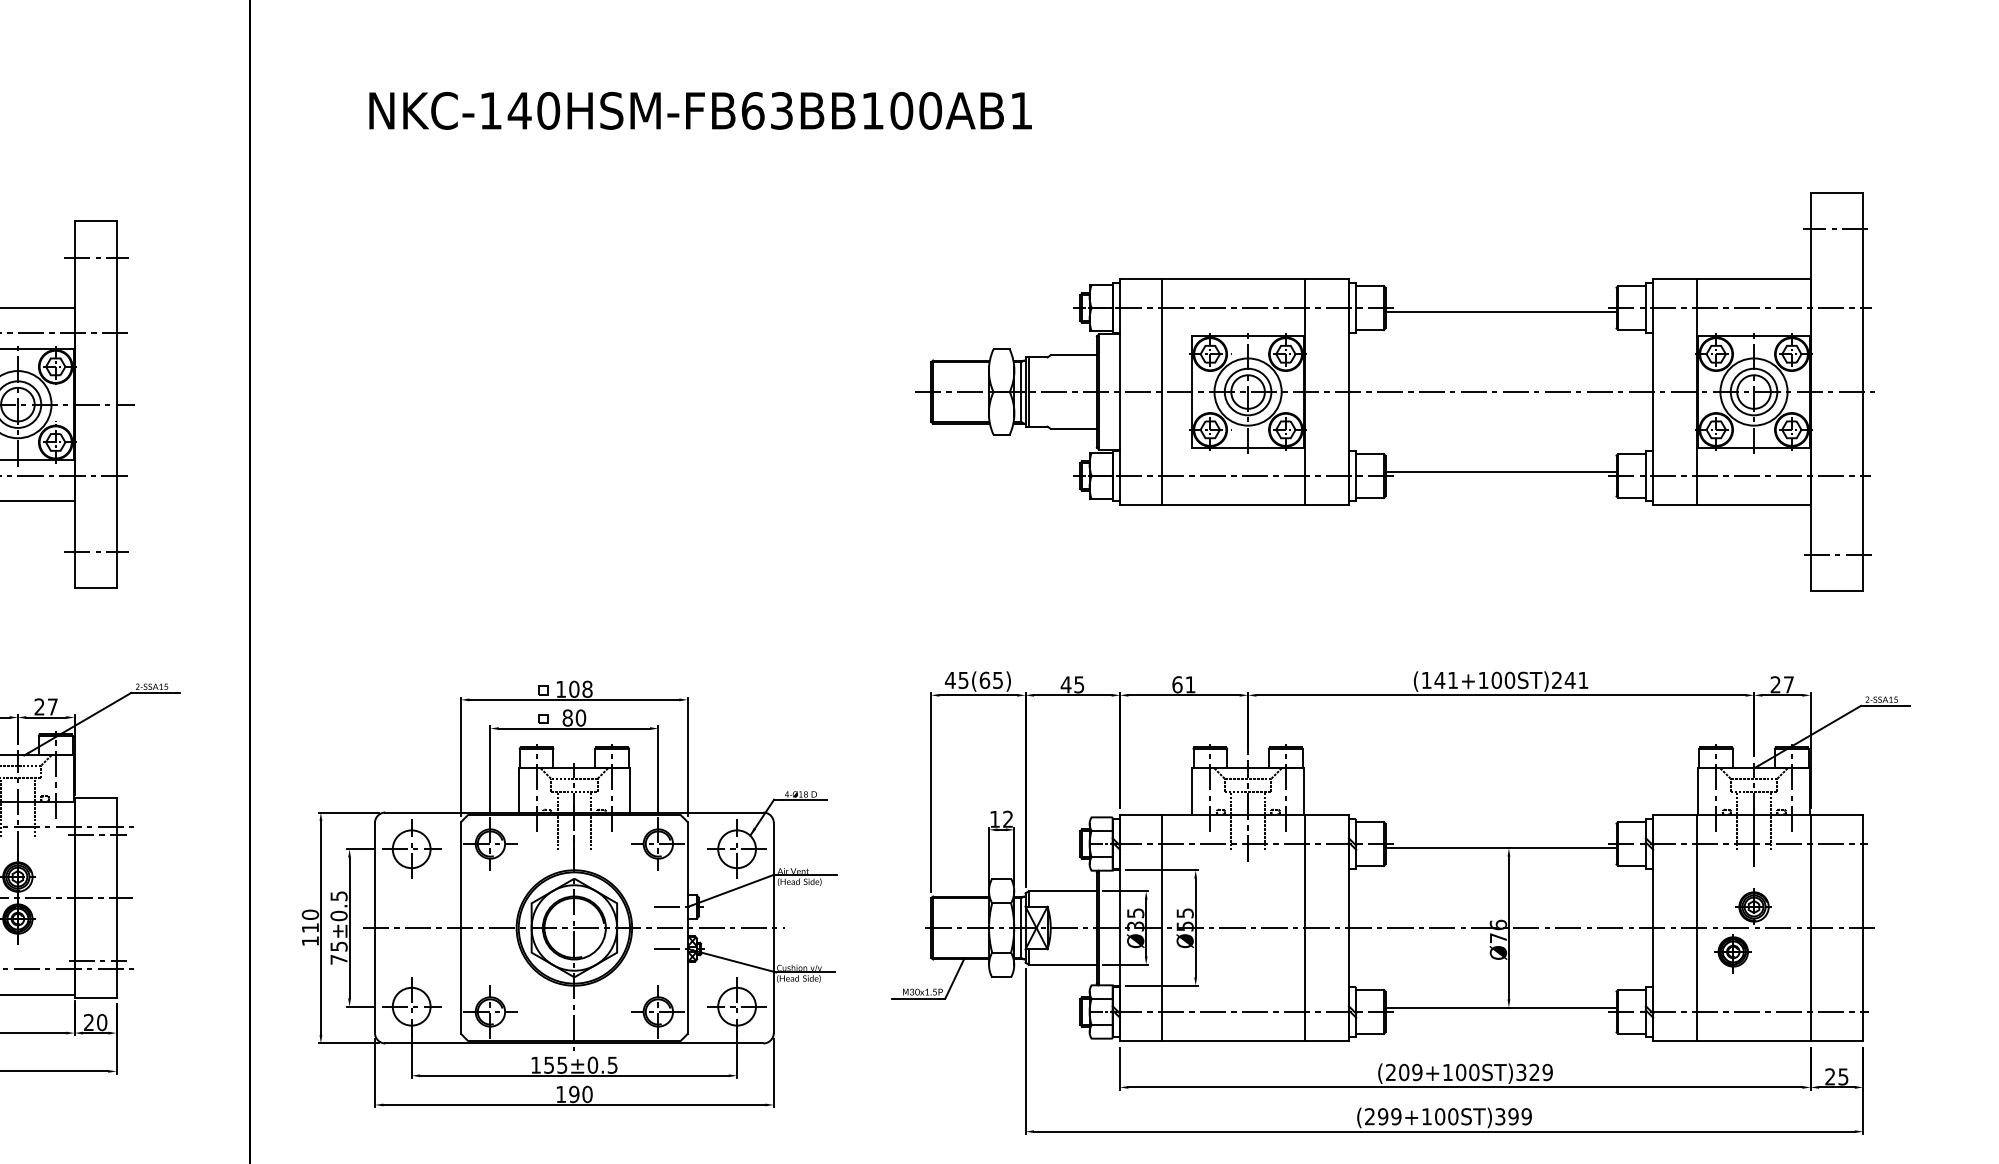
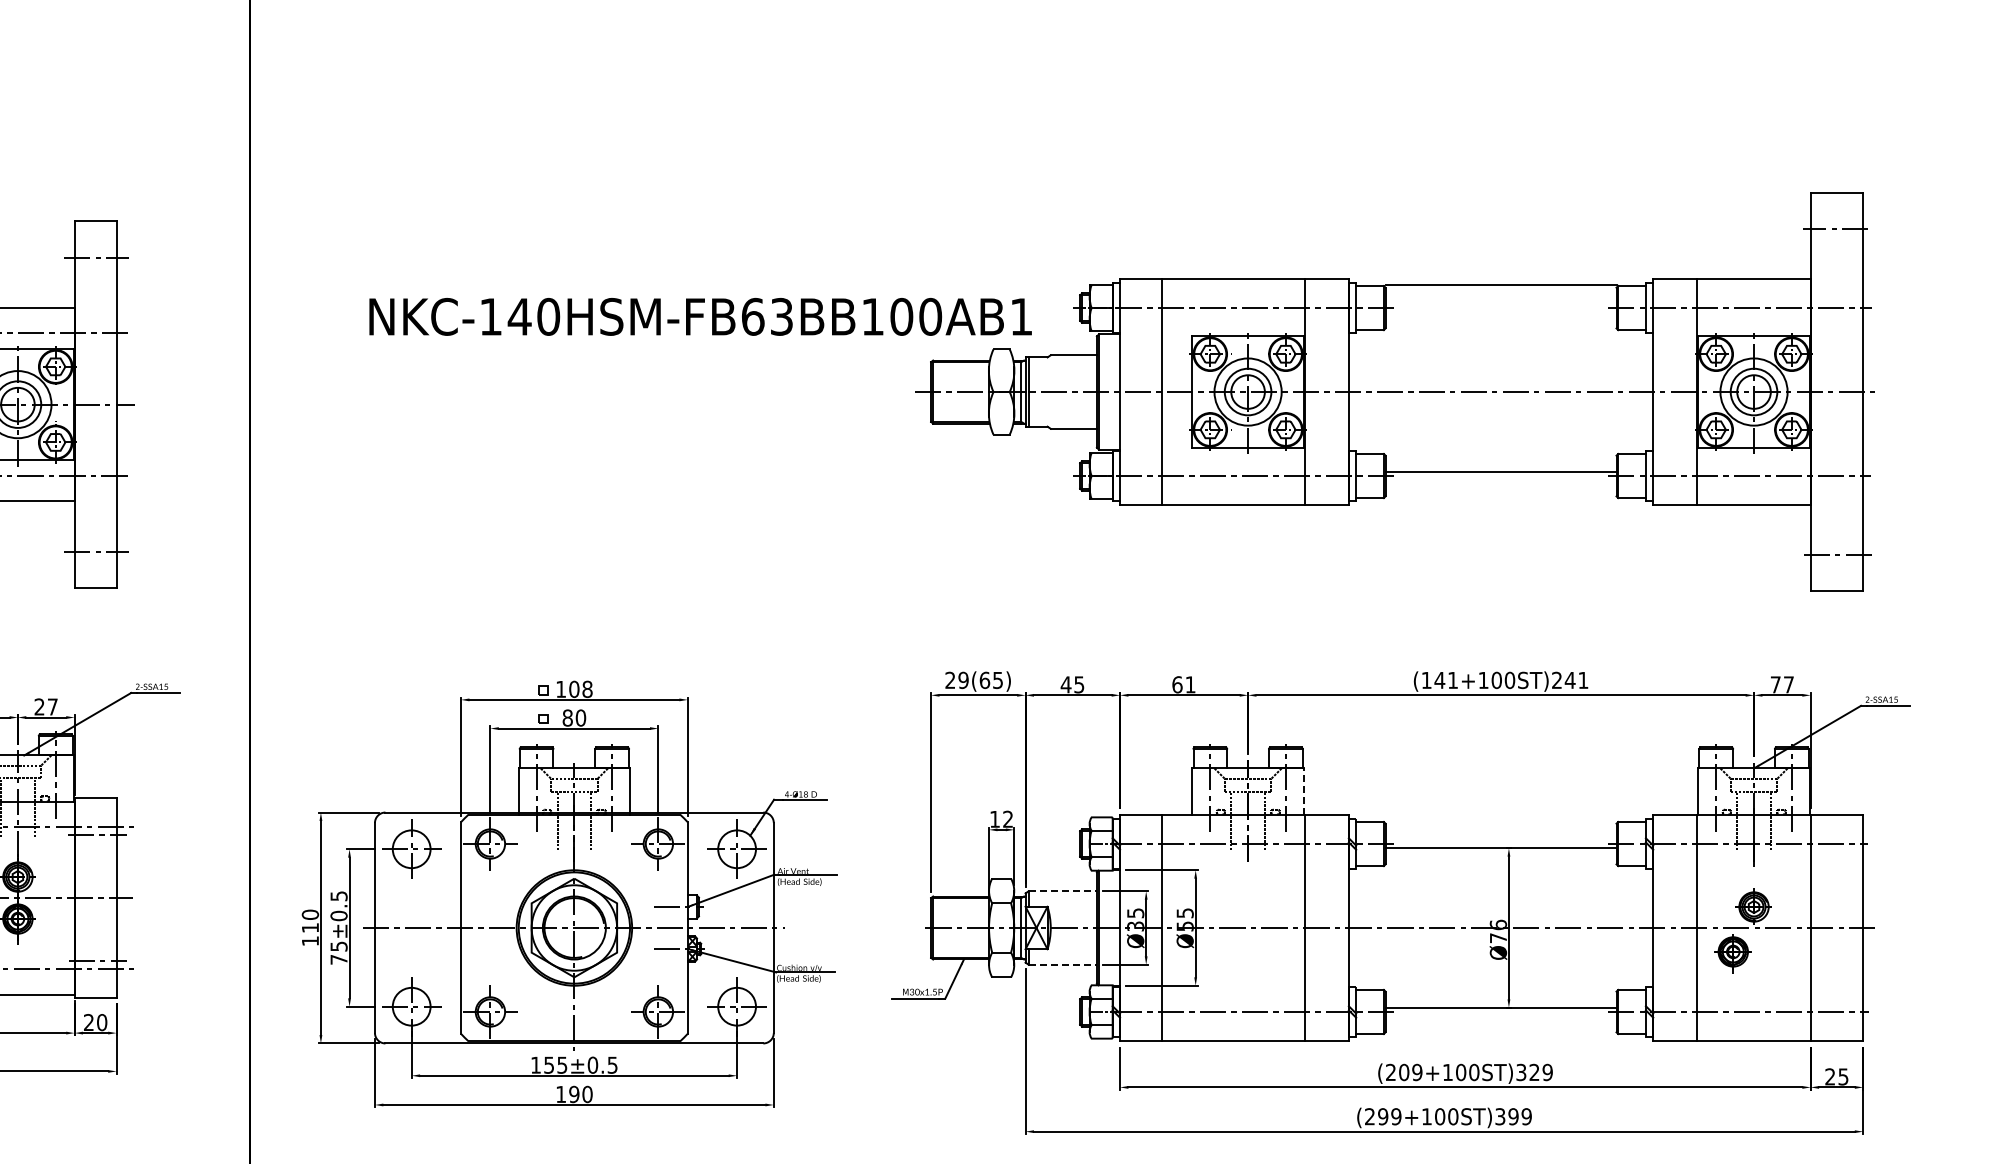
text position: (700, 110) -> (700, 316) (700, 316)
line position: (1500, 312) -> (1500, 285) (1500, 285)
text: 45(65) -> 29(65) (956, 679)
text: 27 -> 77 (1775, 684)
line: solid -> dashed (1303, 791)
line: solid -> dashed (1063, 891)
line: solid -> dashed (1063, 964)
